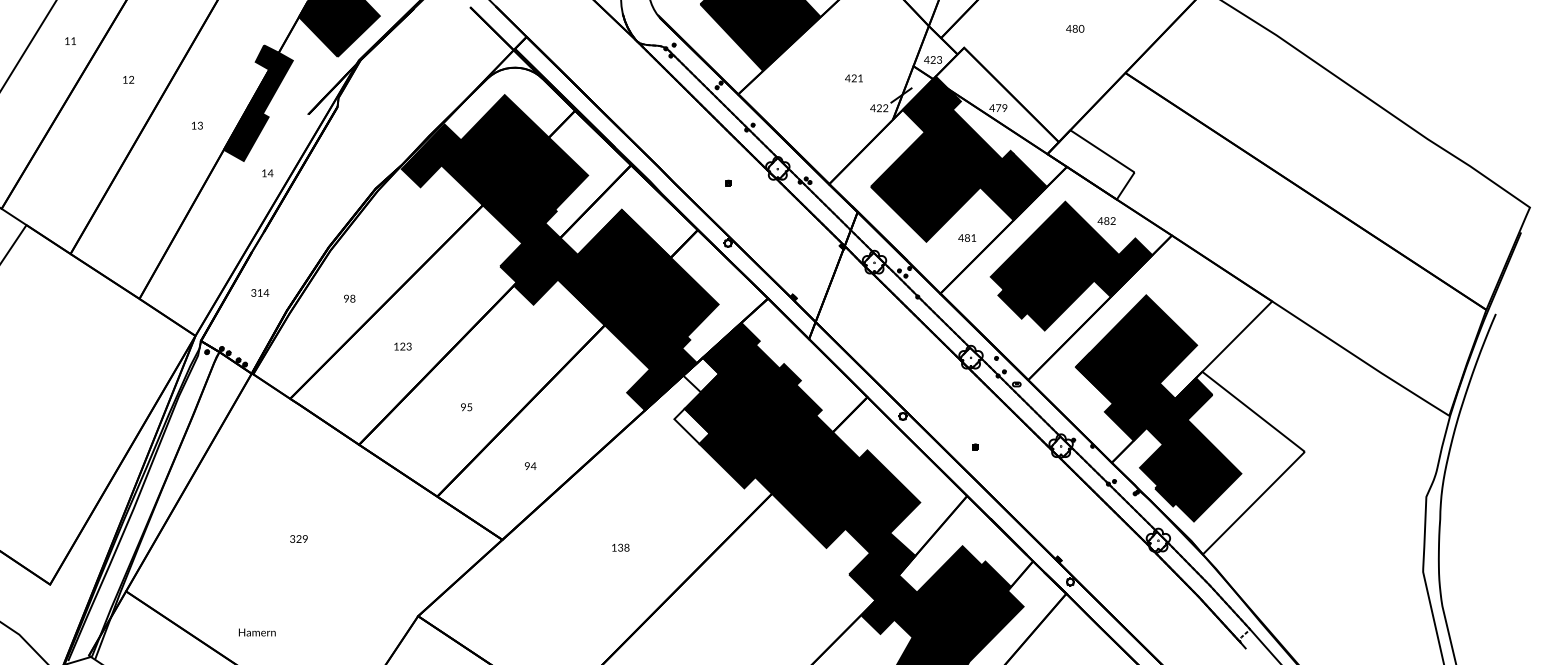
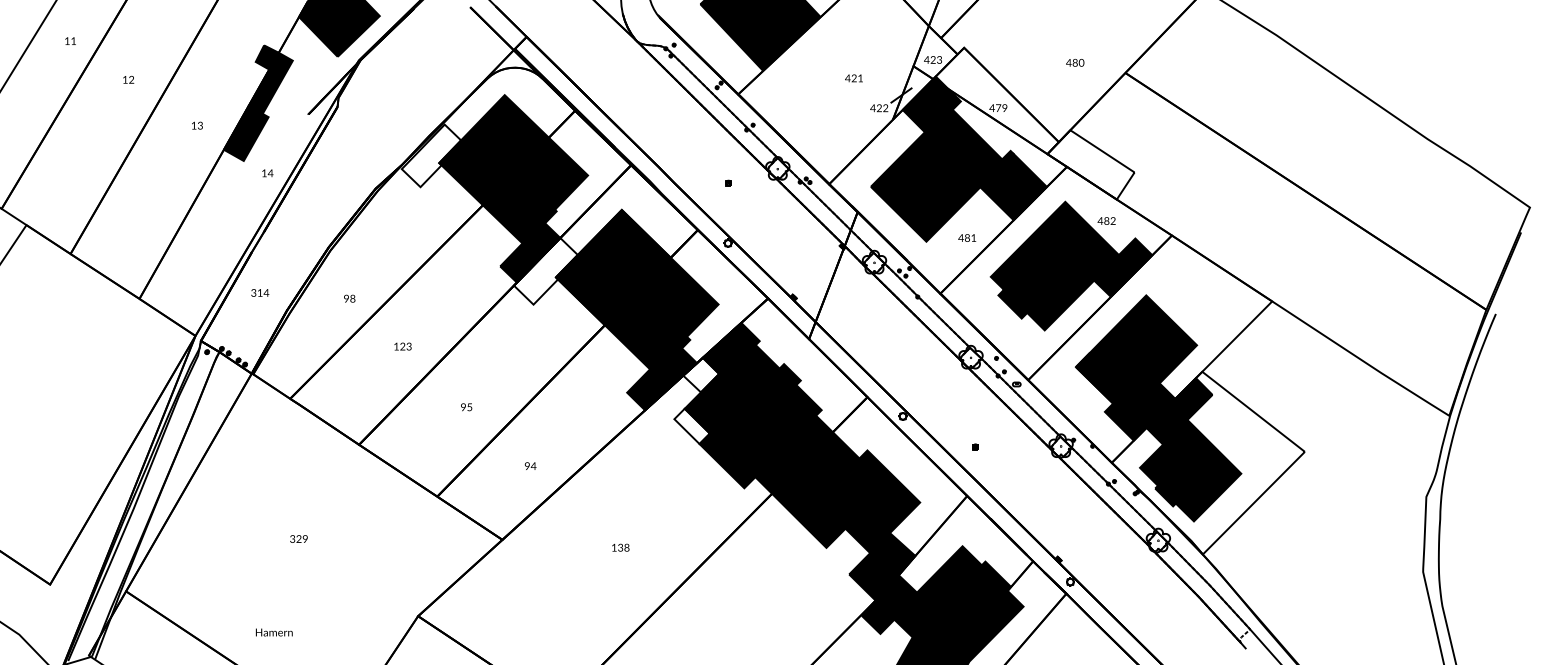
text position: (1075, 28) -> (1075, 62) (1075, 62)
fill: present -> none (431, 155)
fill: present -> none (545, 271)
text position: (257, 632) -> (274, 632) (274, 632)
